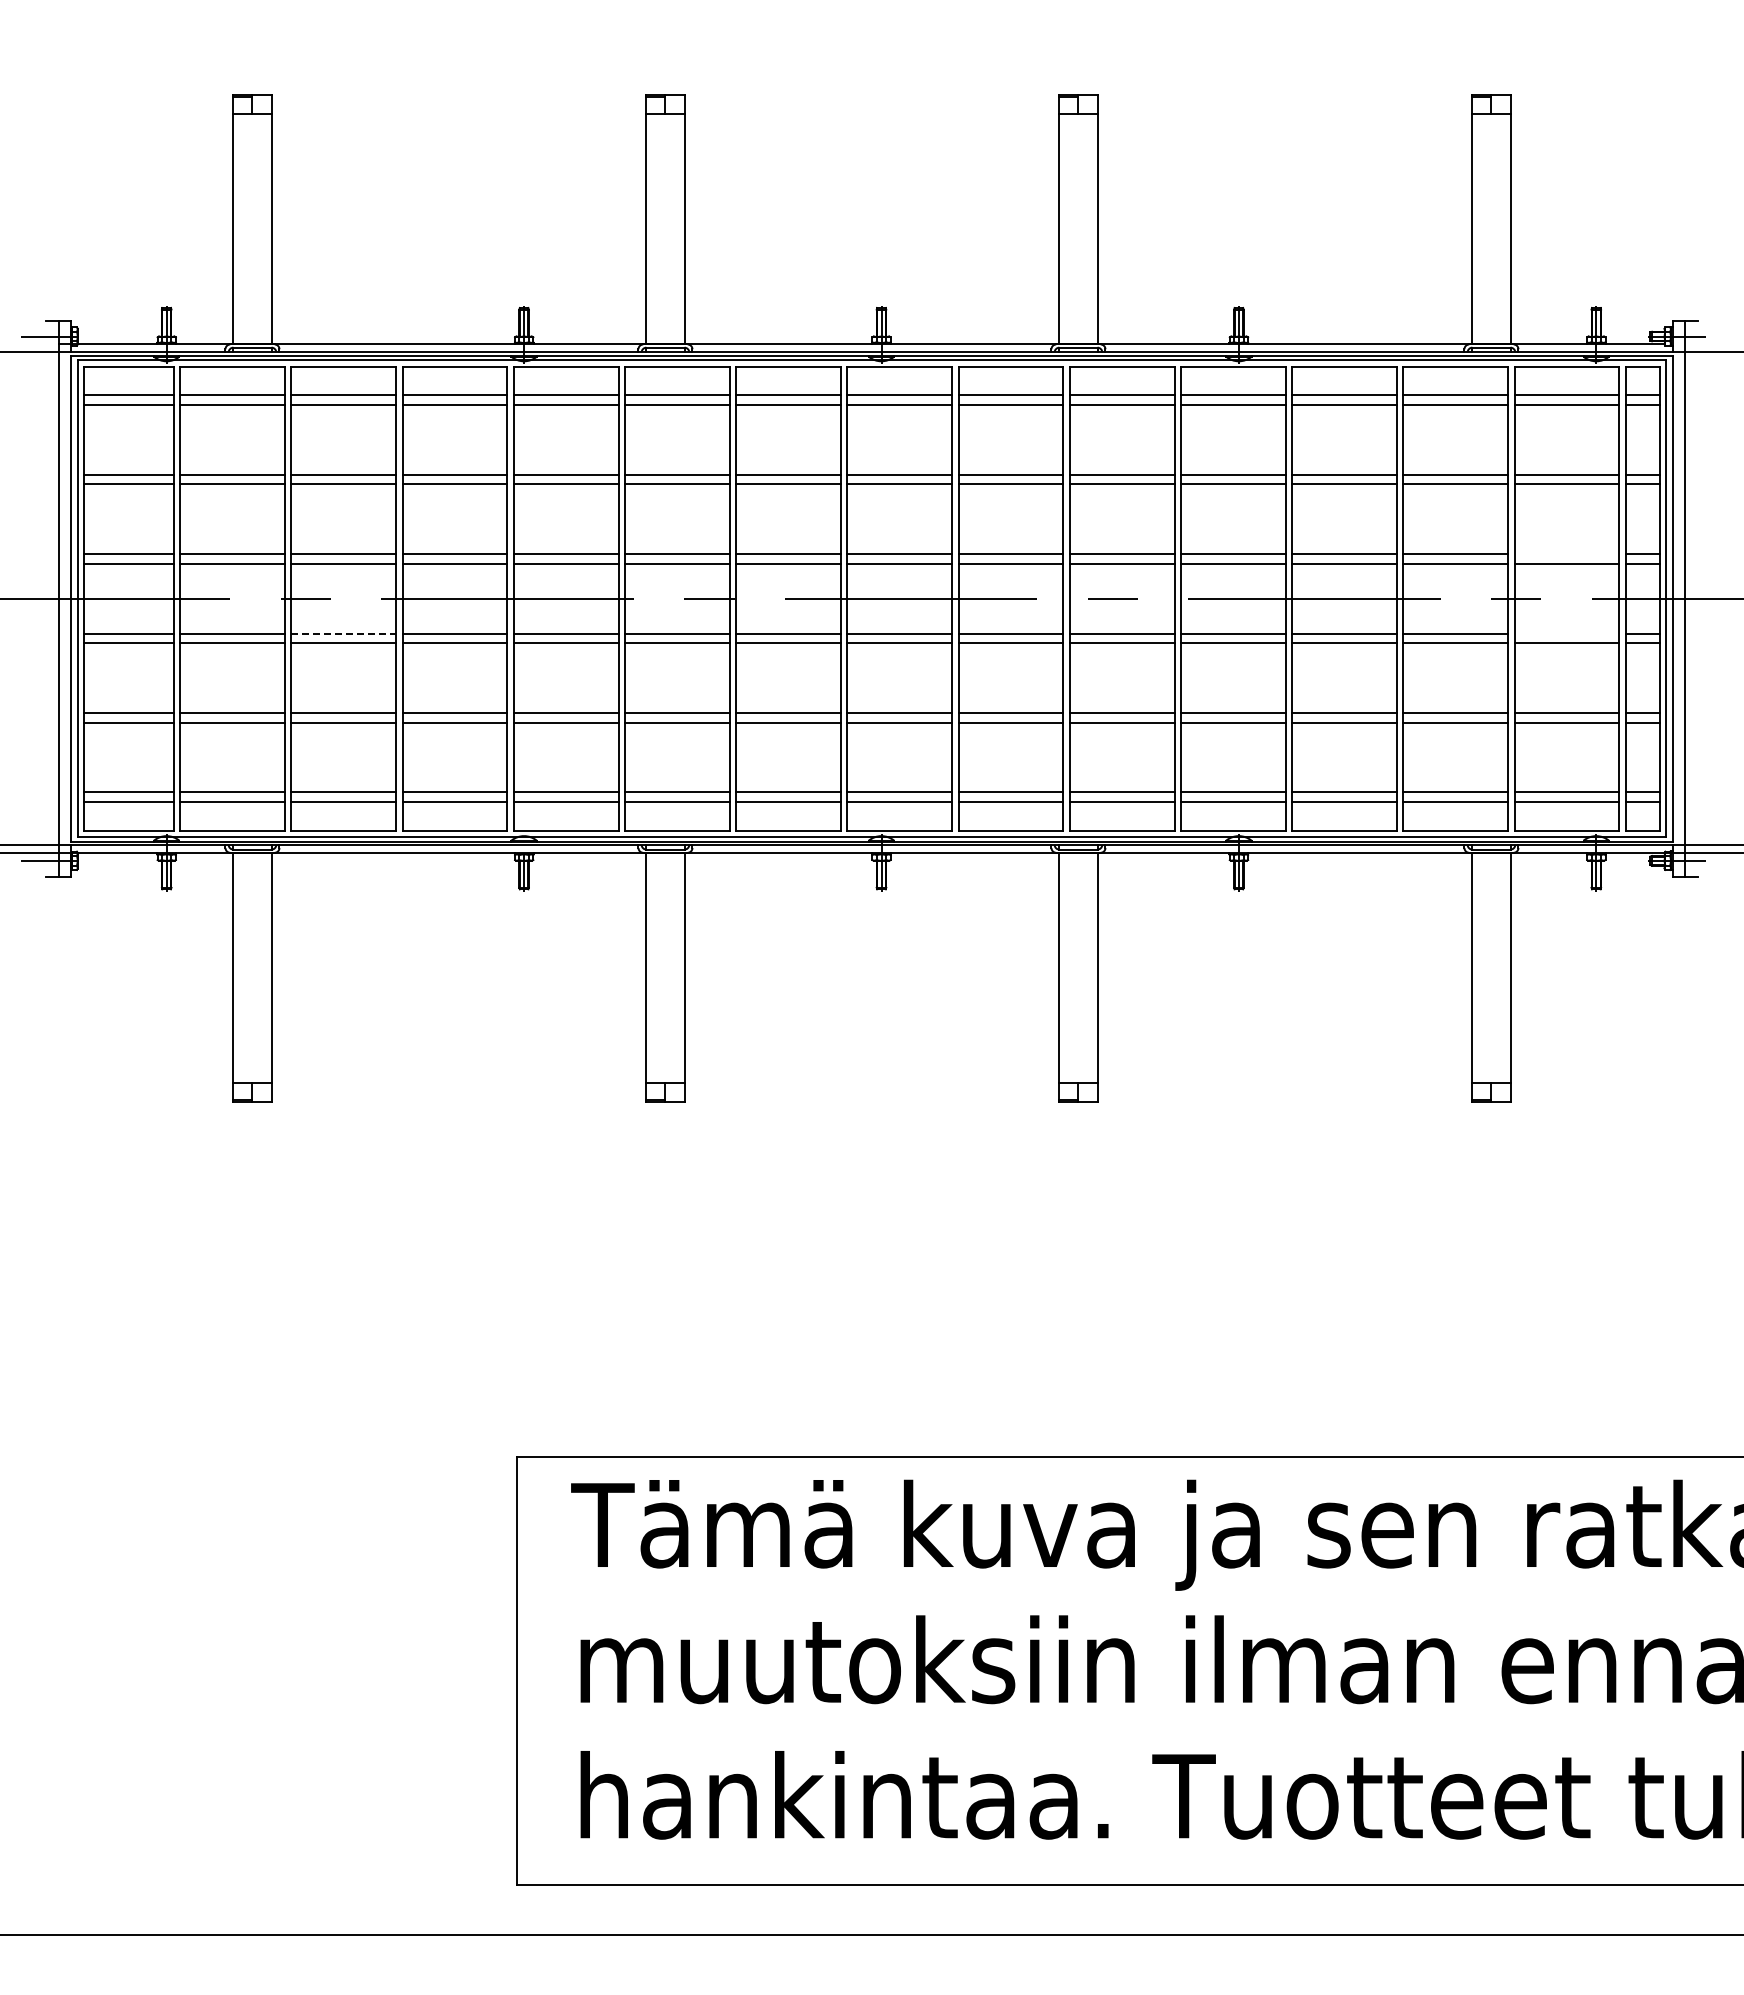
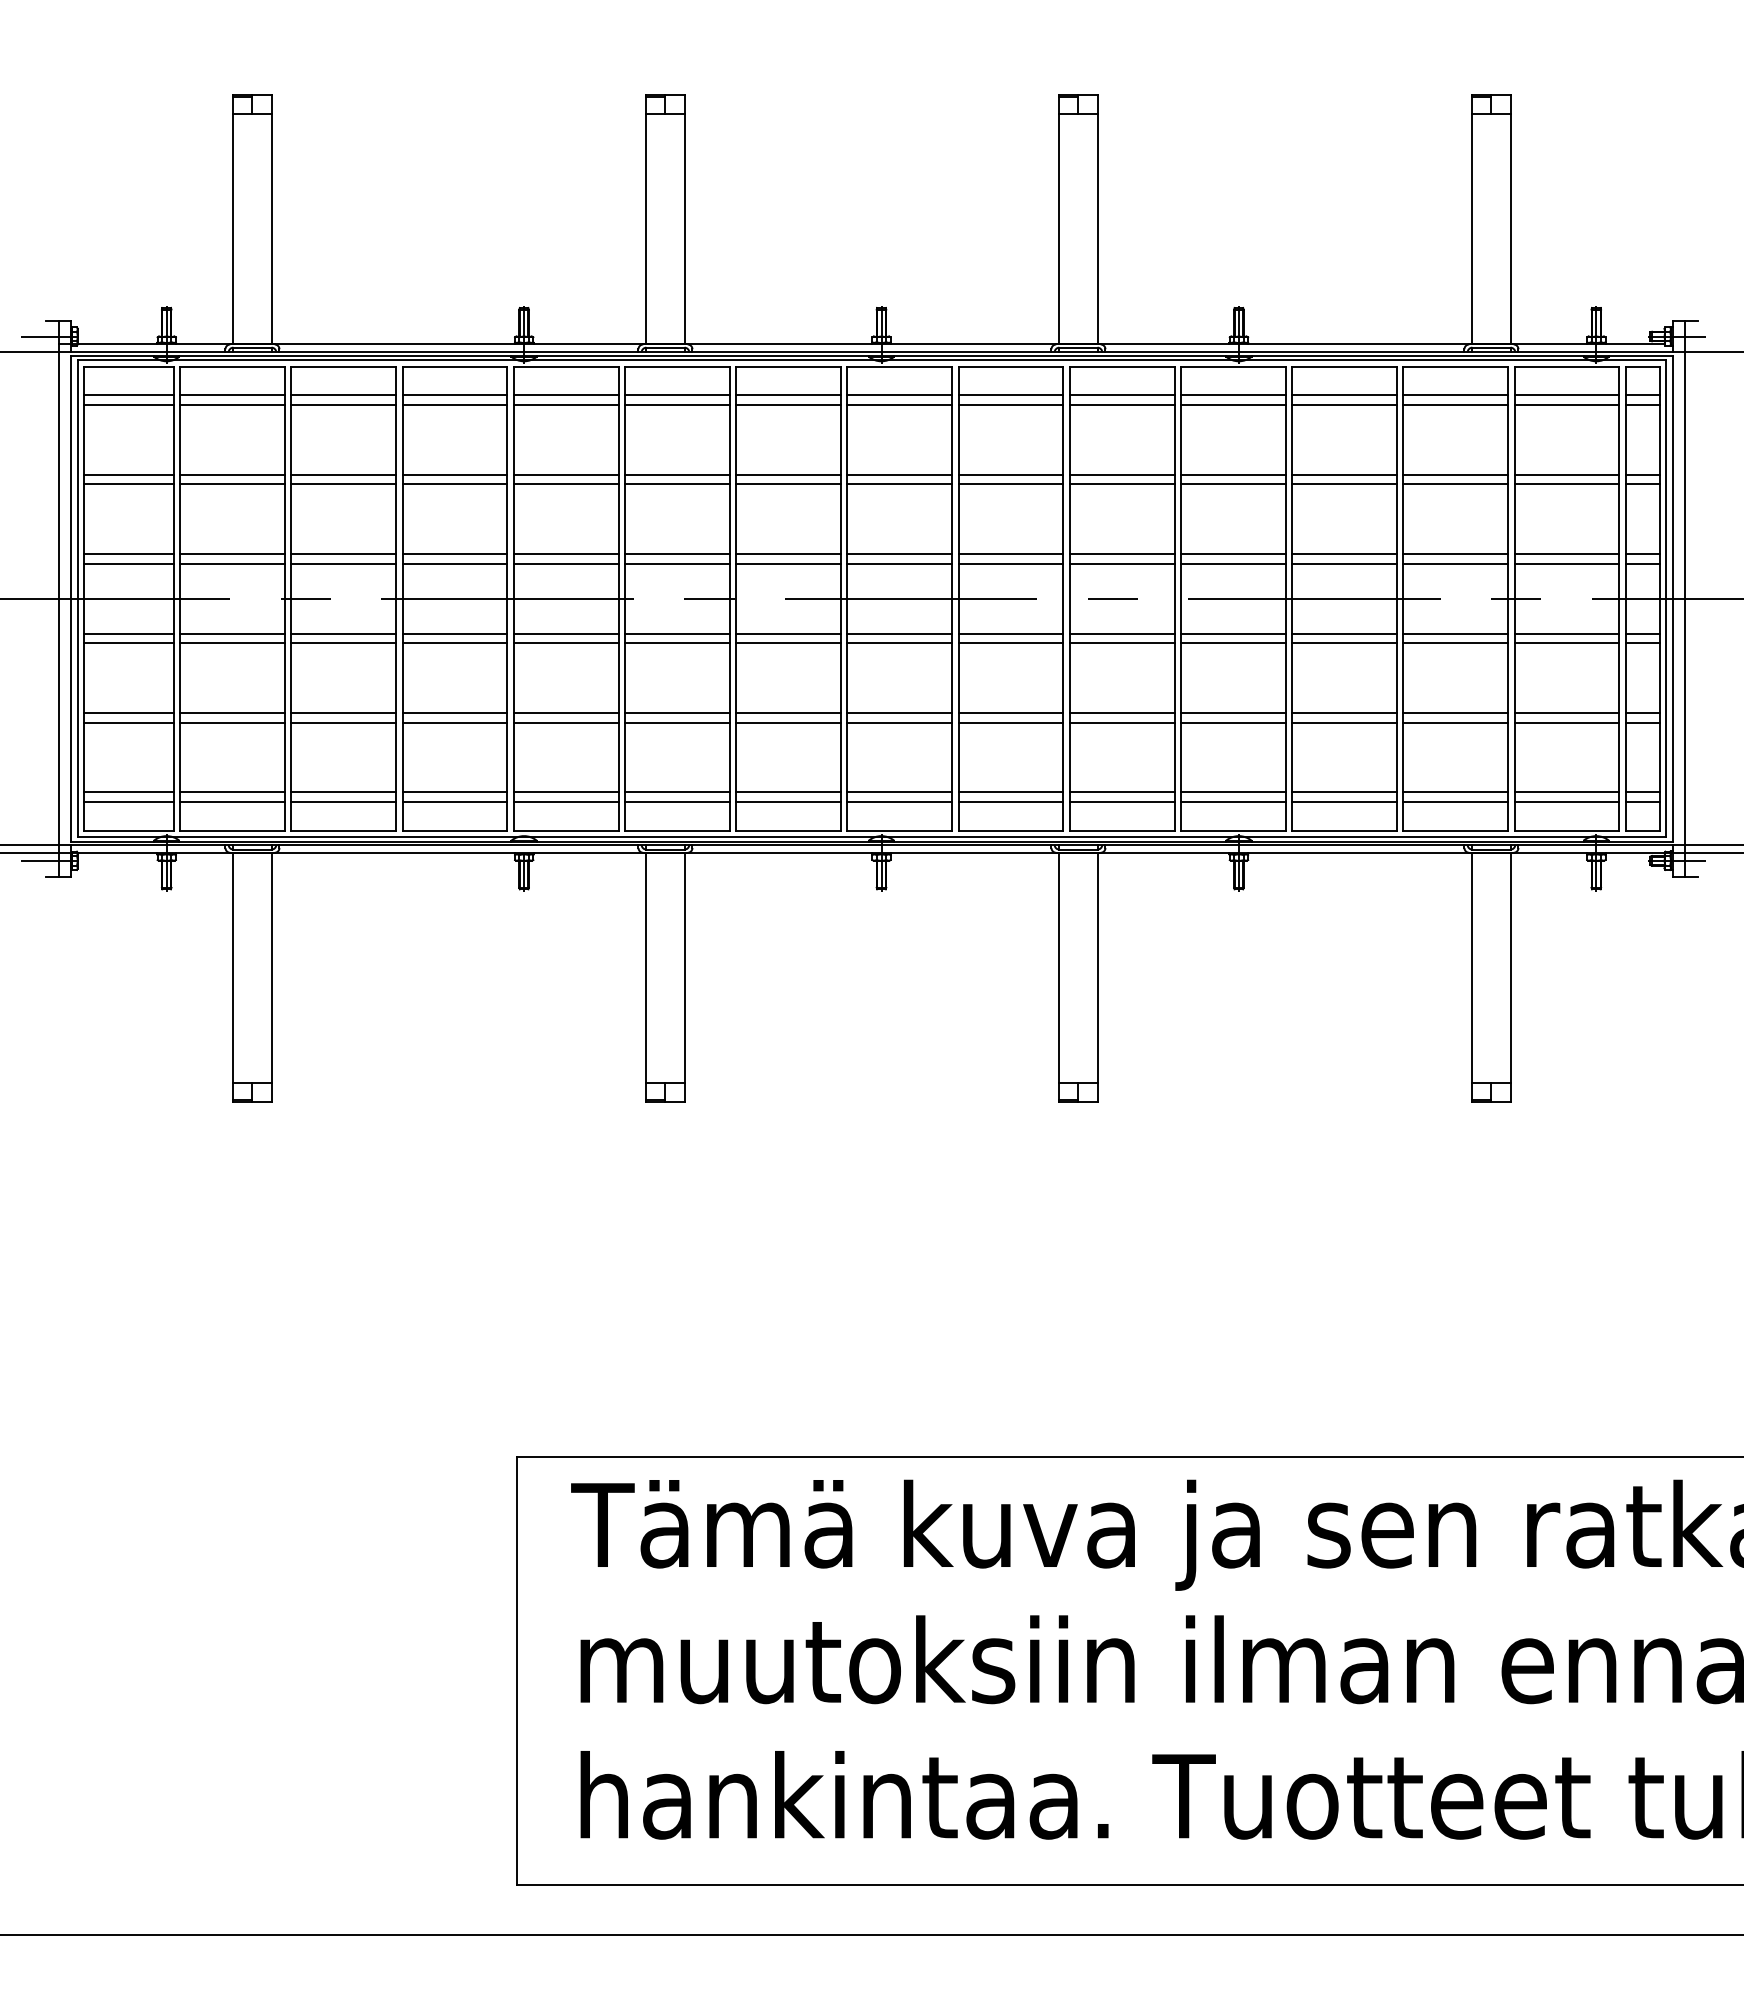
line: none -> present (1566, 554)
line: dashed -> solid (344, 633)
line: none -> present (1566, 633)
